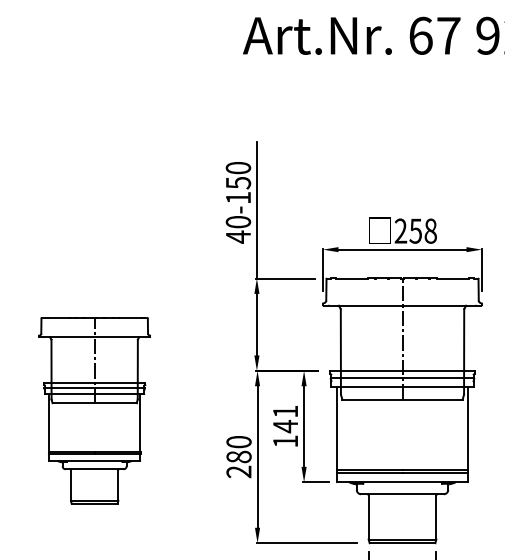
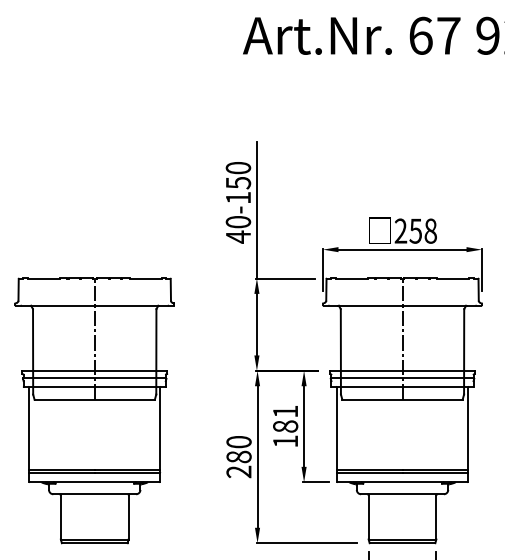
part size: 113x188 px -> 161x268 px (94, 410)
text: 141 -> 181 (285, 426)
